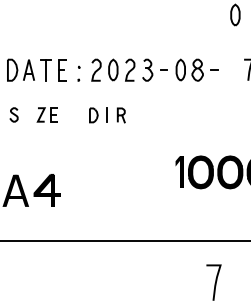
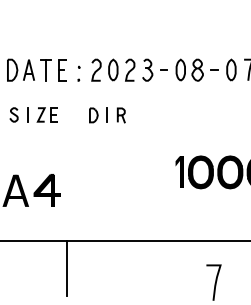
part position: (235, 14) -> (231, 69) (231, 69)
line: none -> present (27, 114)
line: none -> present (67, 267)
